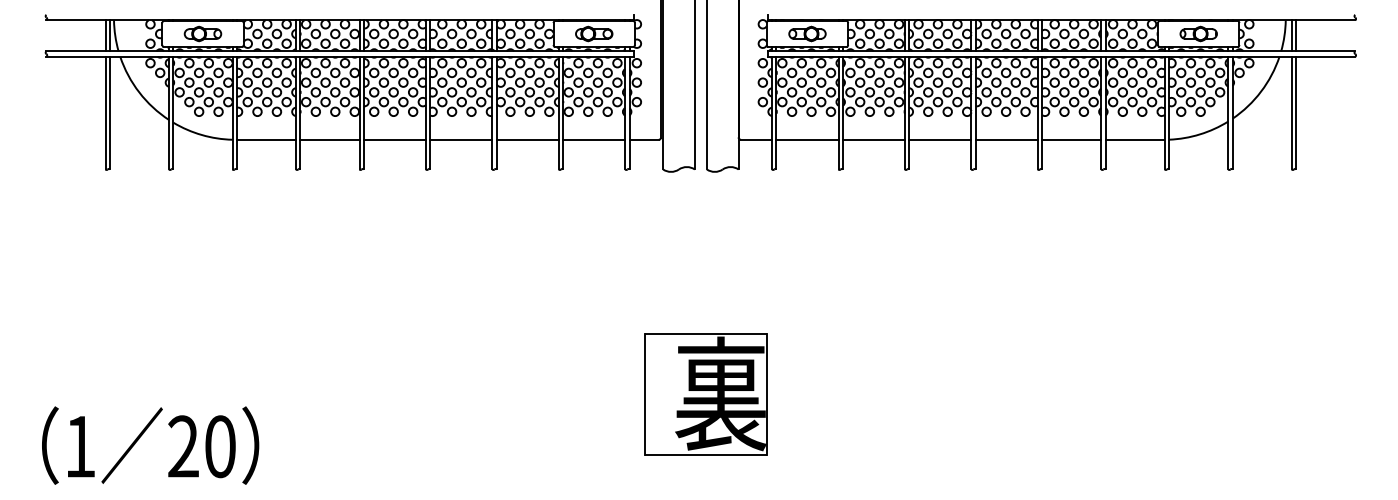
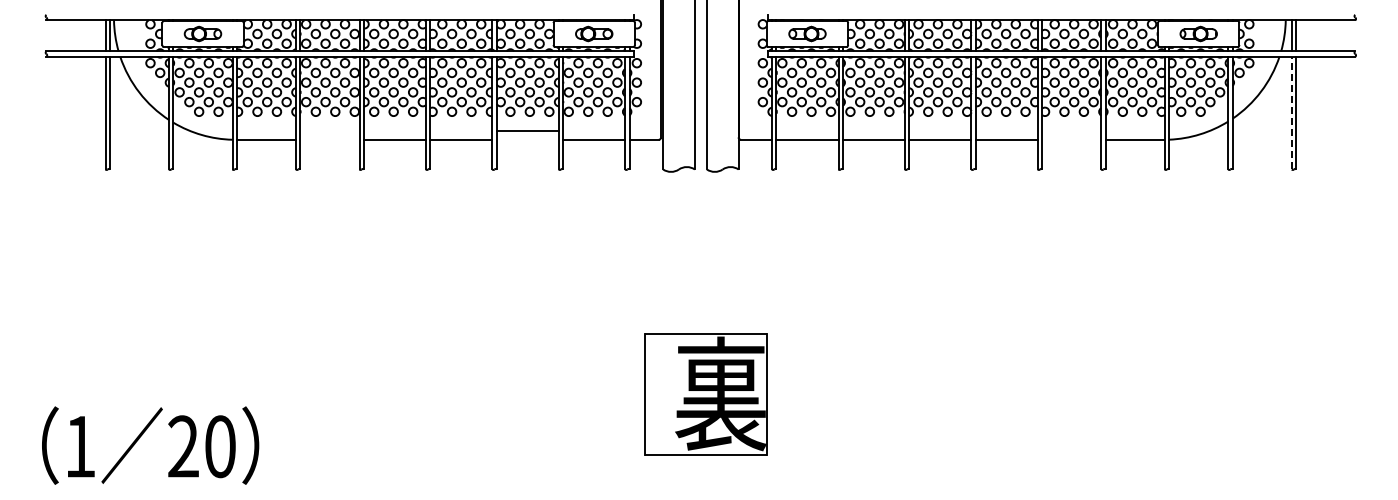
line: solid -> dashed (1291, 112)
line: present -> none (329, 139)
line position: (527, 139) -> (527, 130) (527, 130)
line: present -> none (1071, 139)
